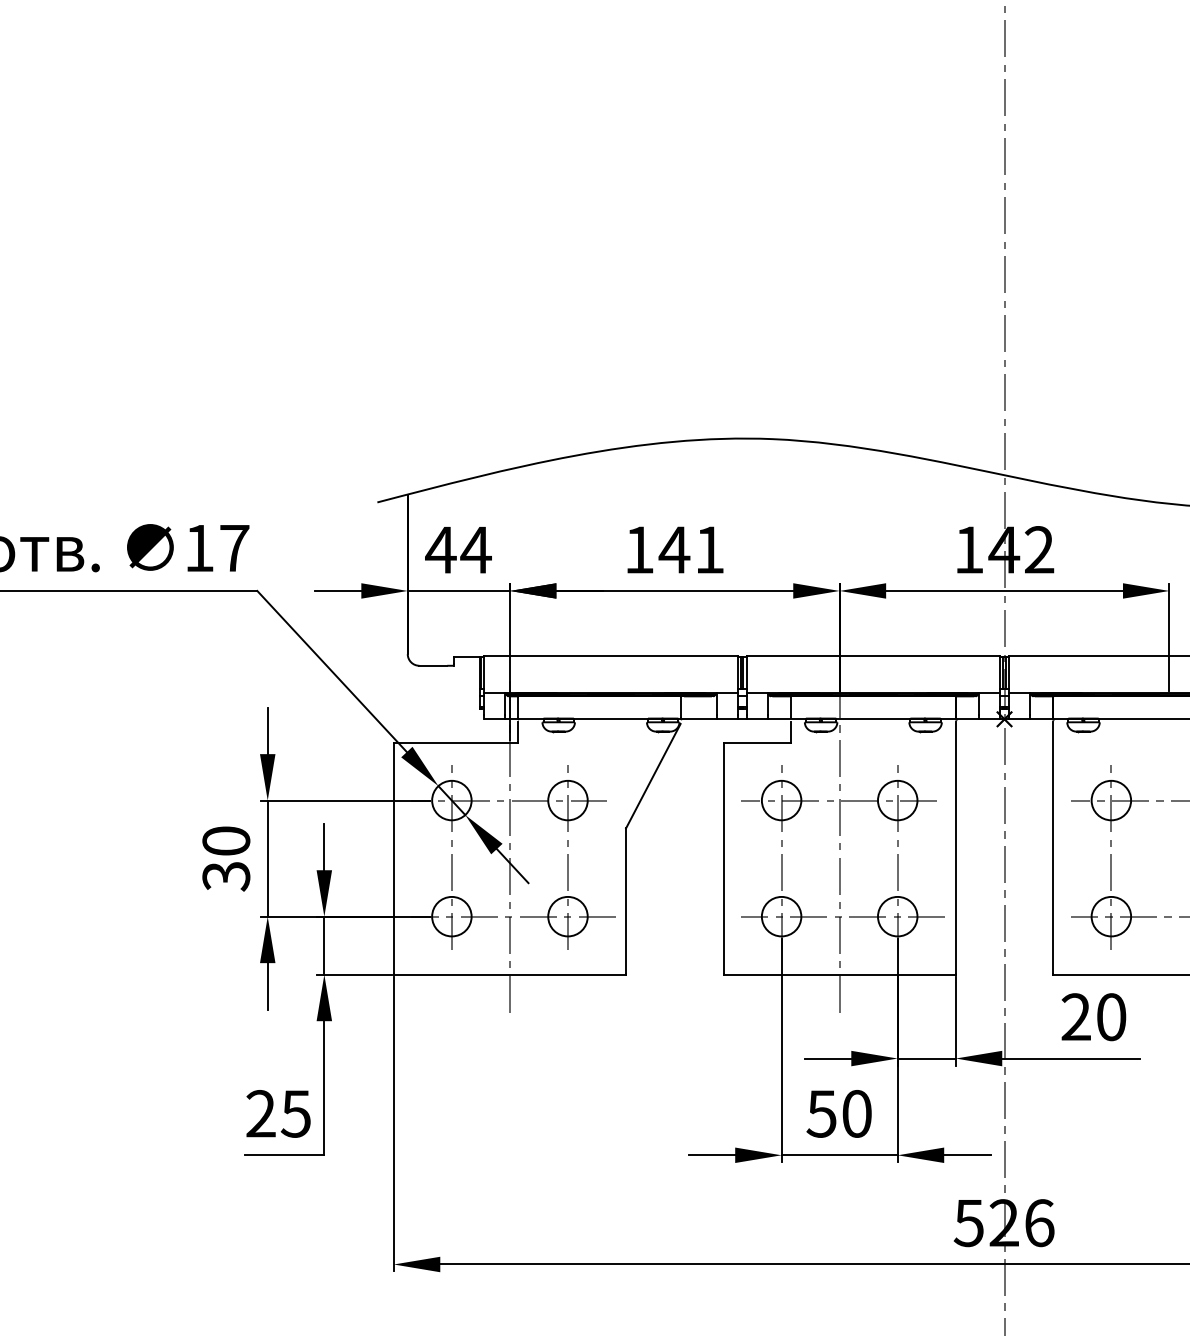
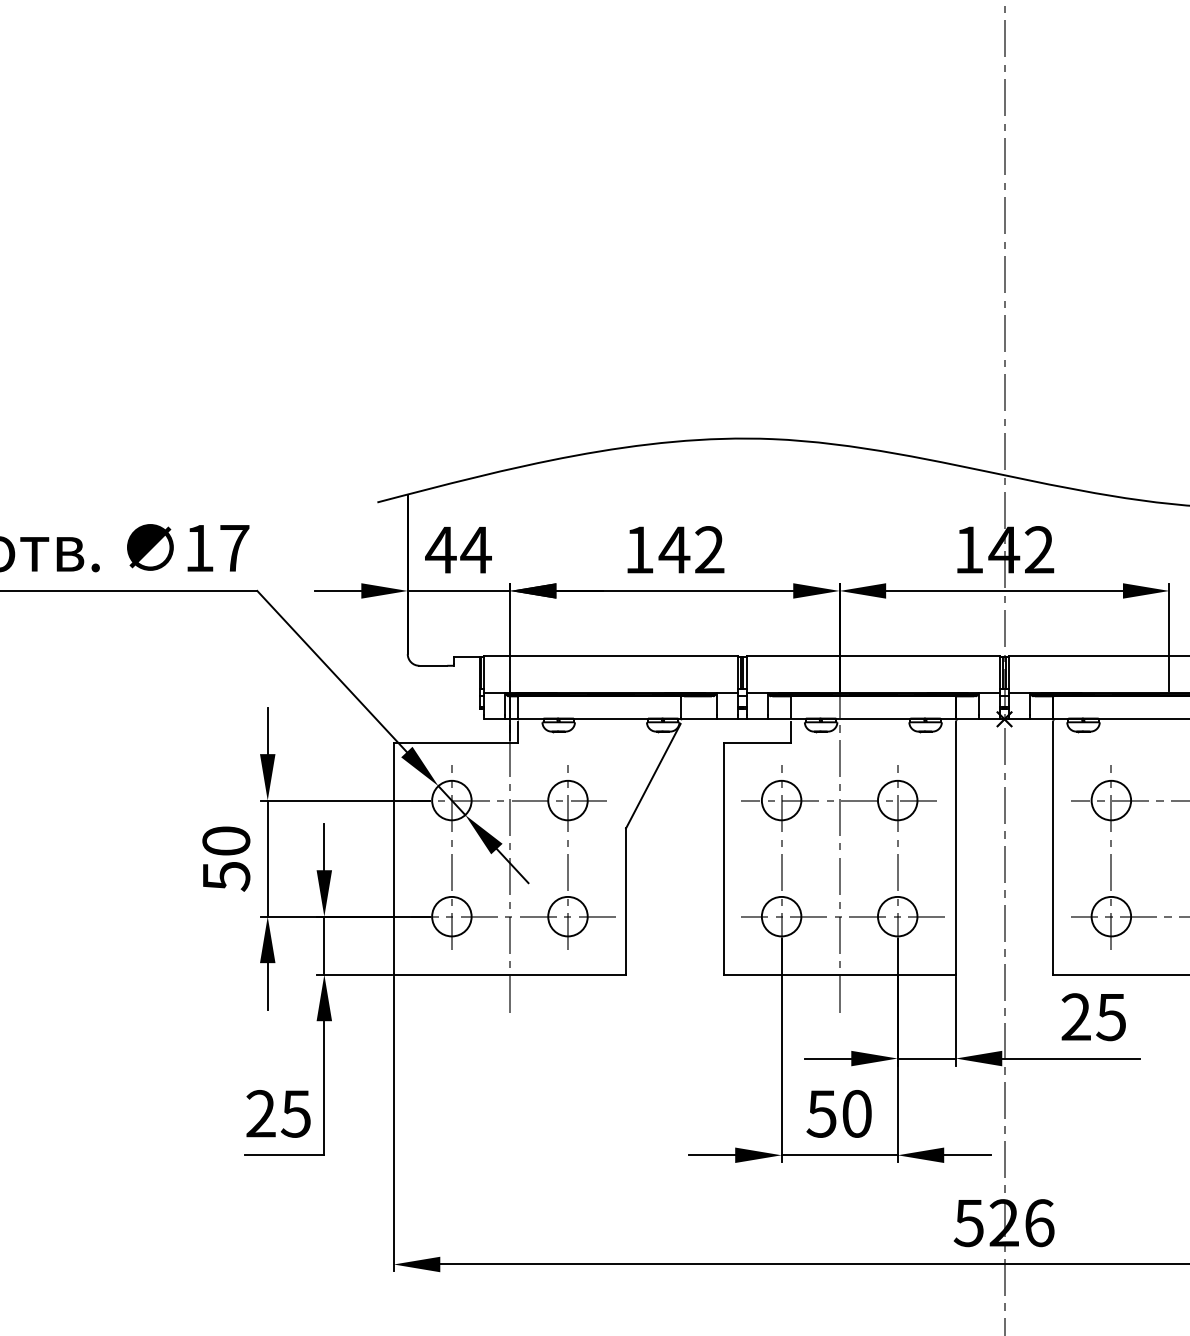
text: 141 -> 142 (709, 549)
text: 30 -> 50 (225, 876)
text: 20 -> 25 (1111, 1017)
